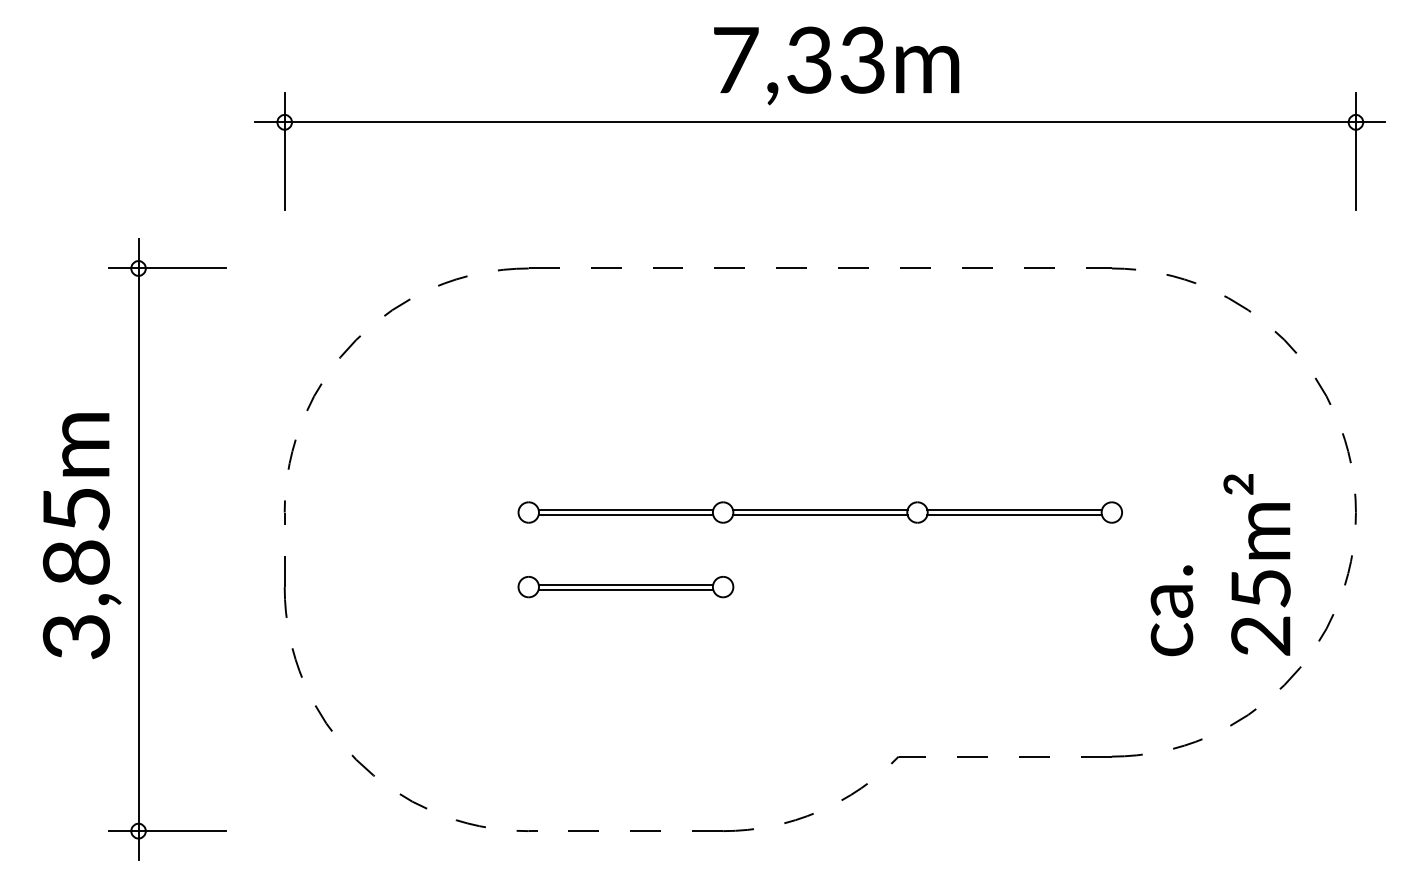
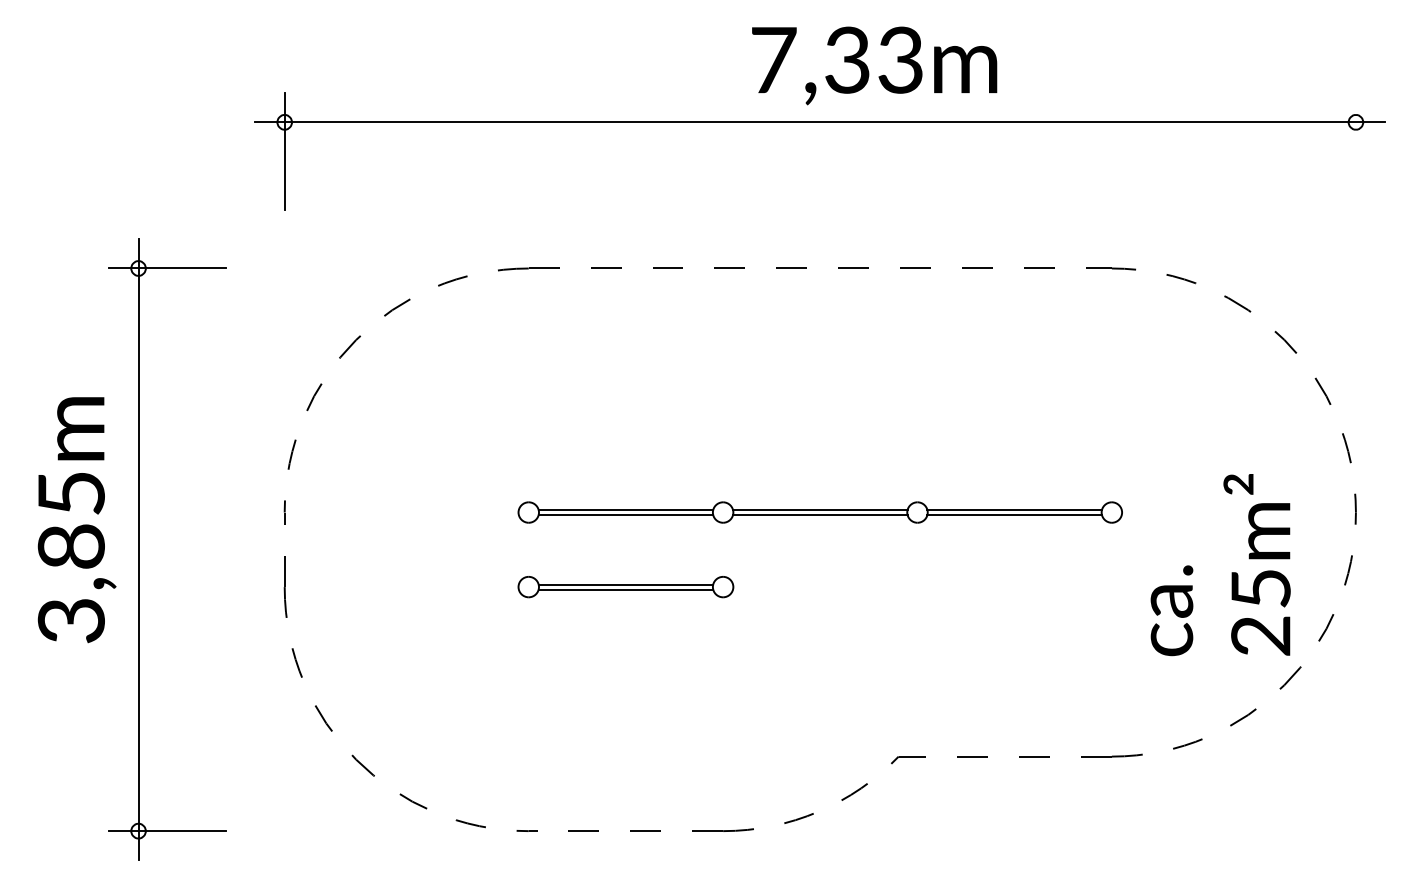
text position: (836, 65) -> (874, 65) (874, 65)
line: present -> none (1355, 151)
text position: (81, 536) -> (76, 520) (76, 520)
